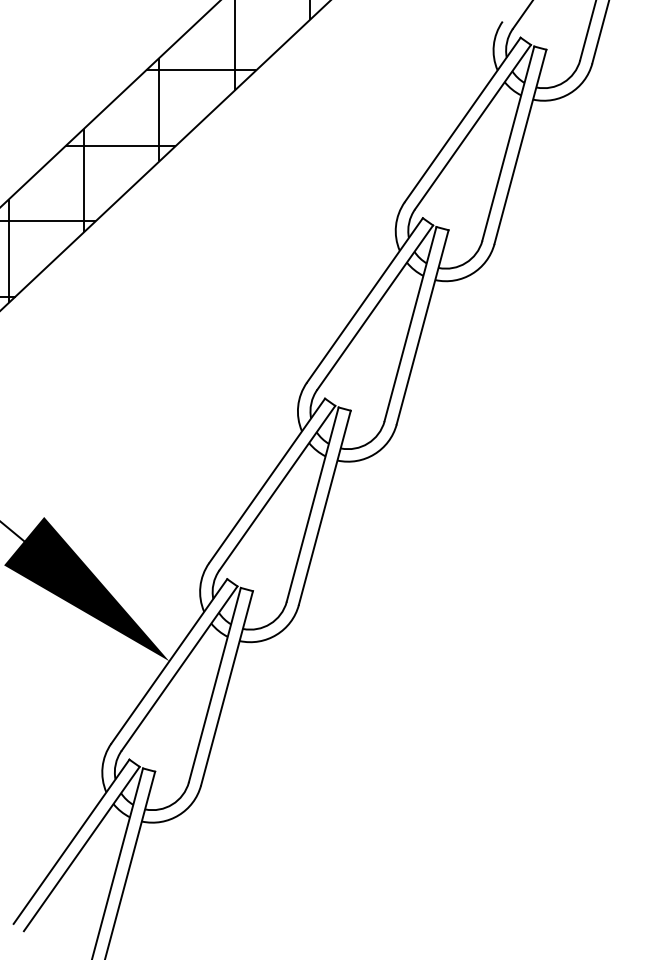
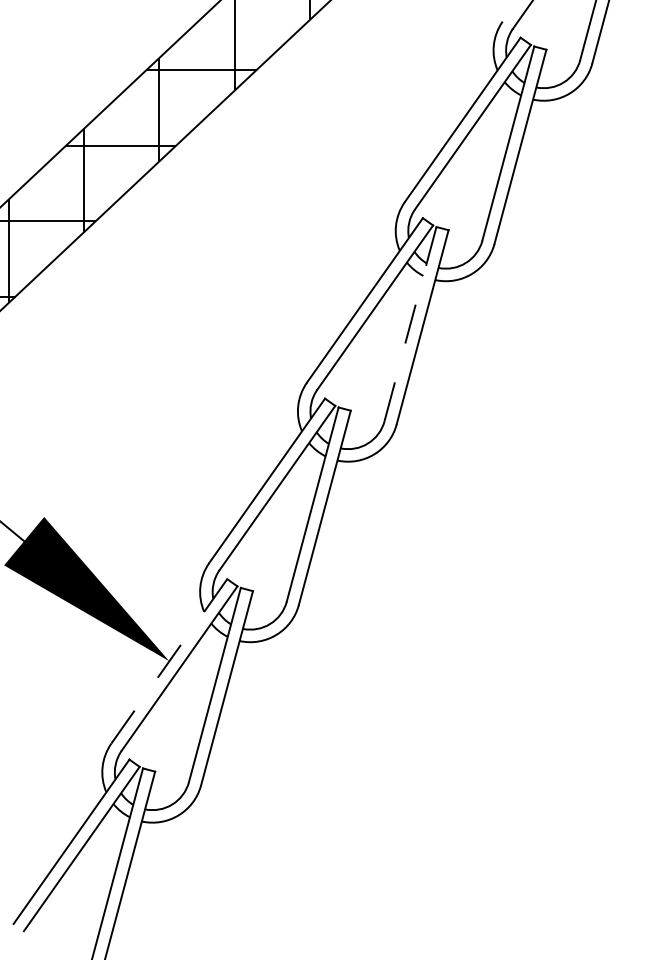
line: solid -> dashed (410, 324)
line: solid -> dashed (169, 661)
